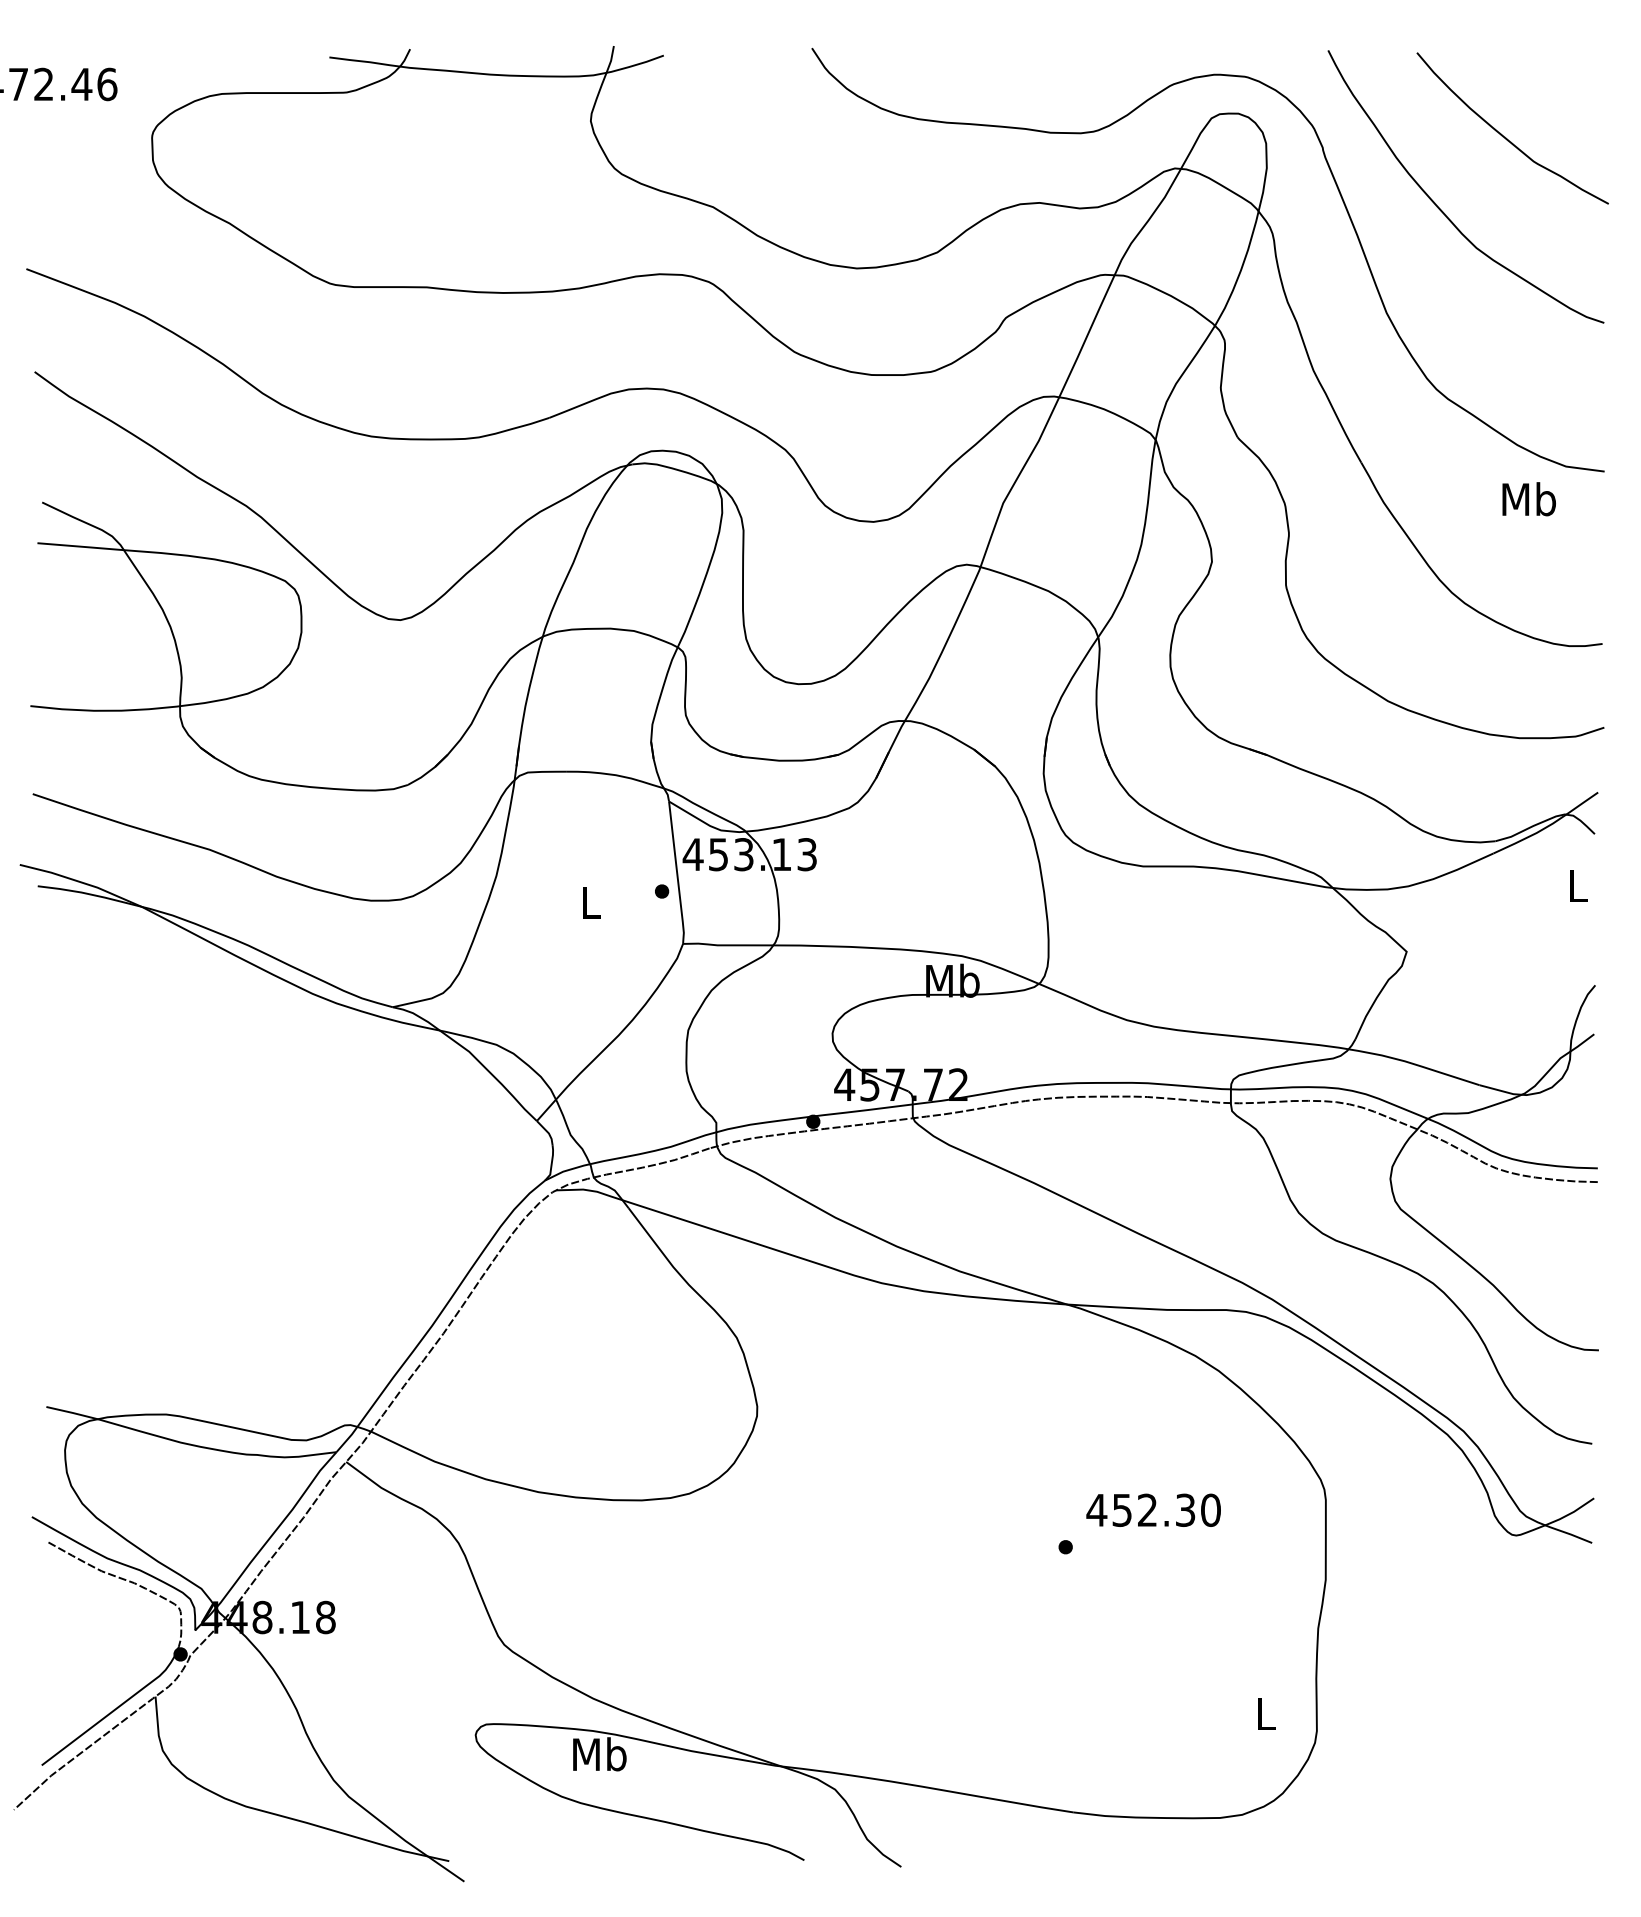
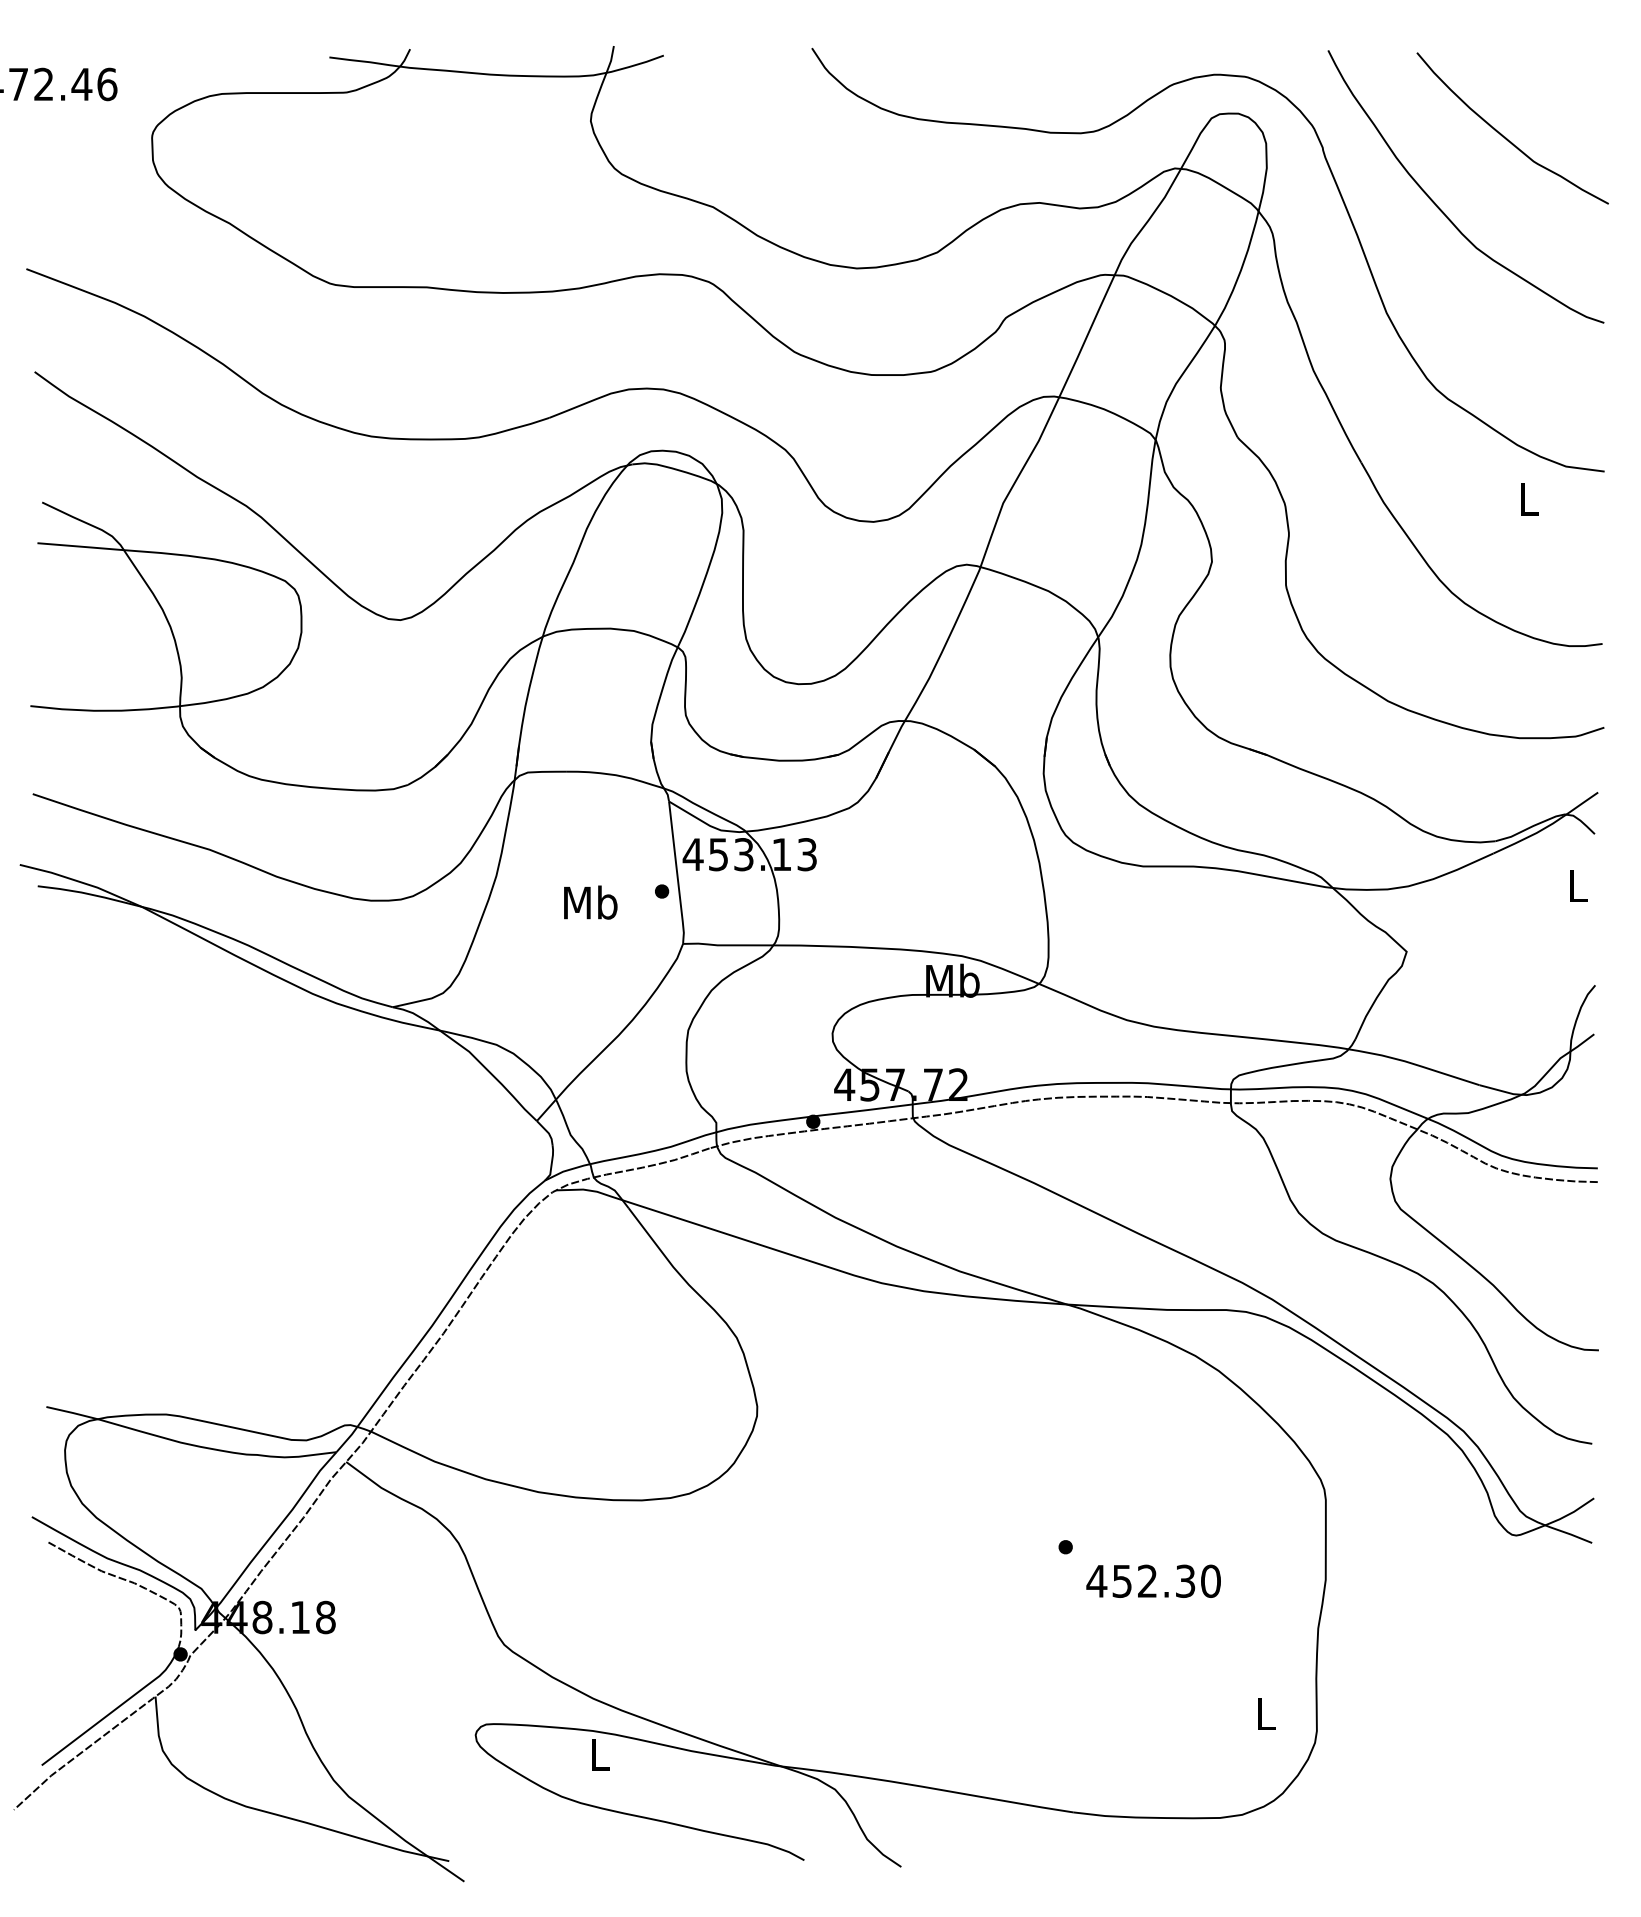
text: Mb -> L (1528, 499)
text: L -> Mb (590, 902)
text position: (1153, 1509) -> (1153, 1580) (1153, 1580)
text: Mb -> L (599, 1754)
